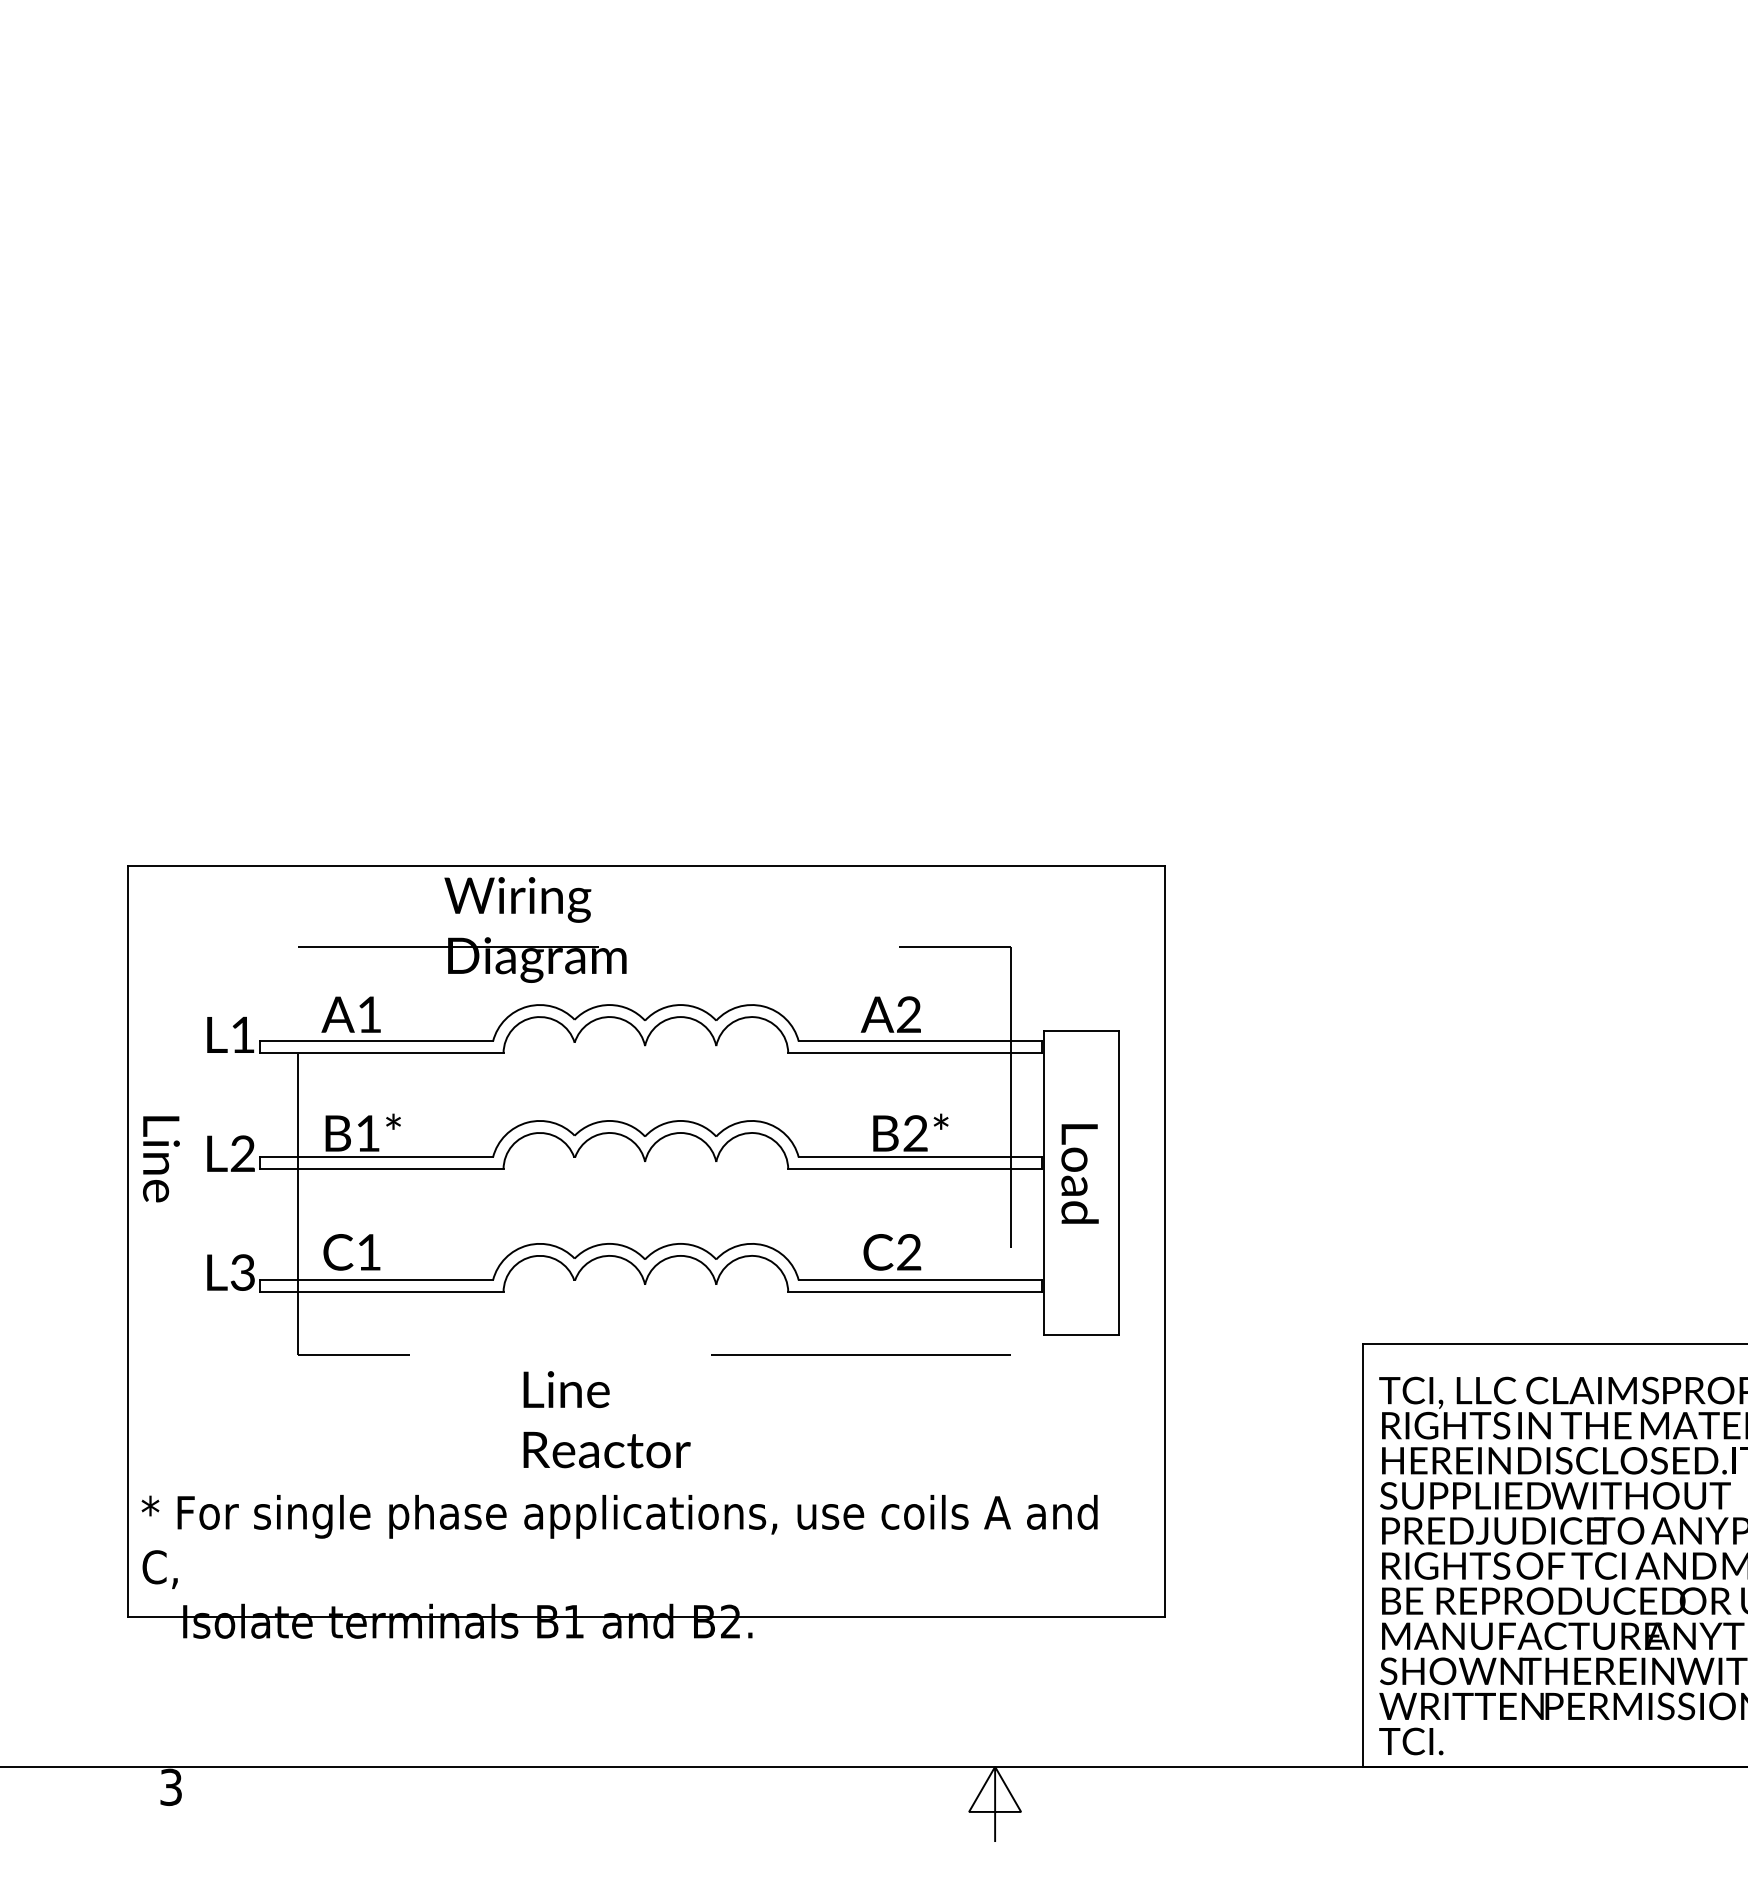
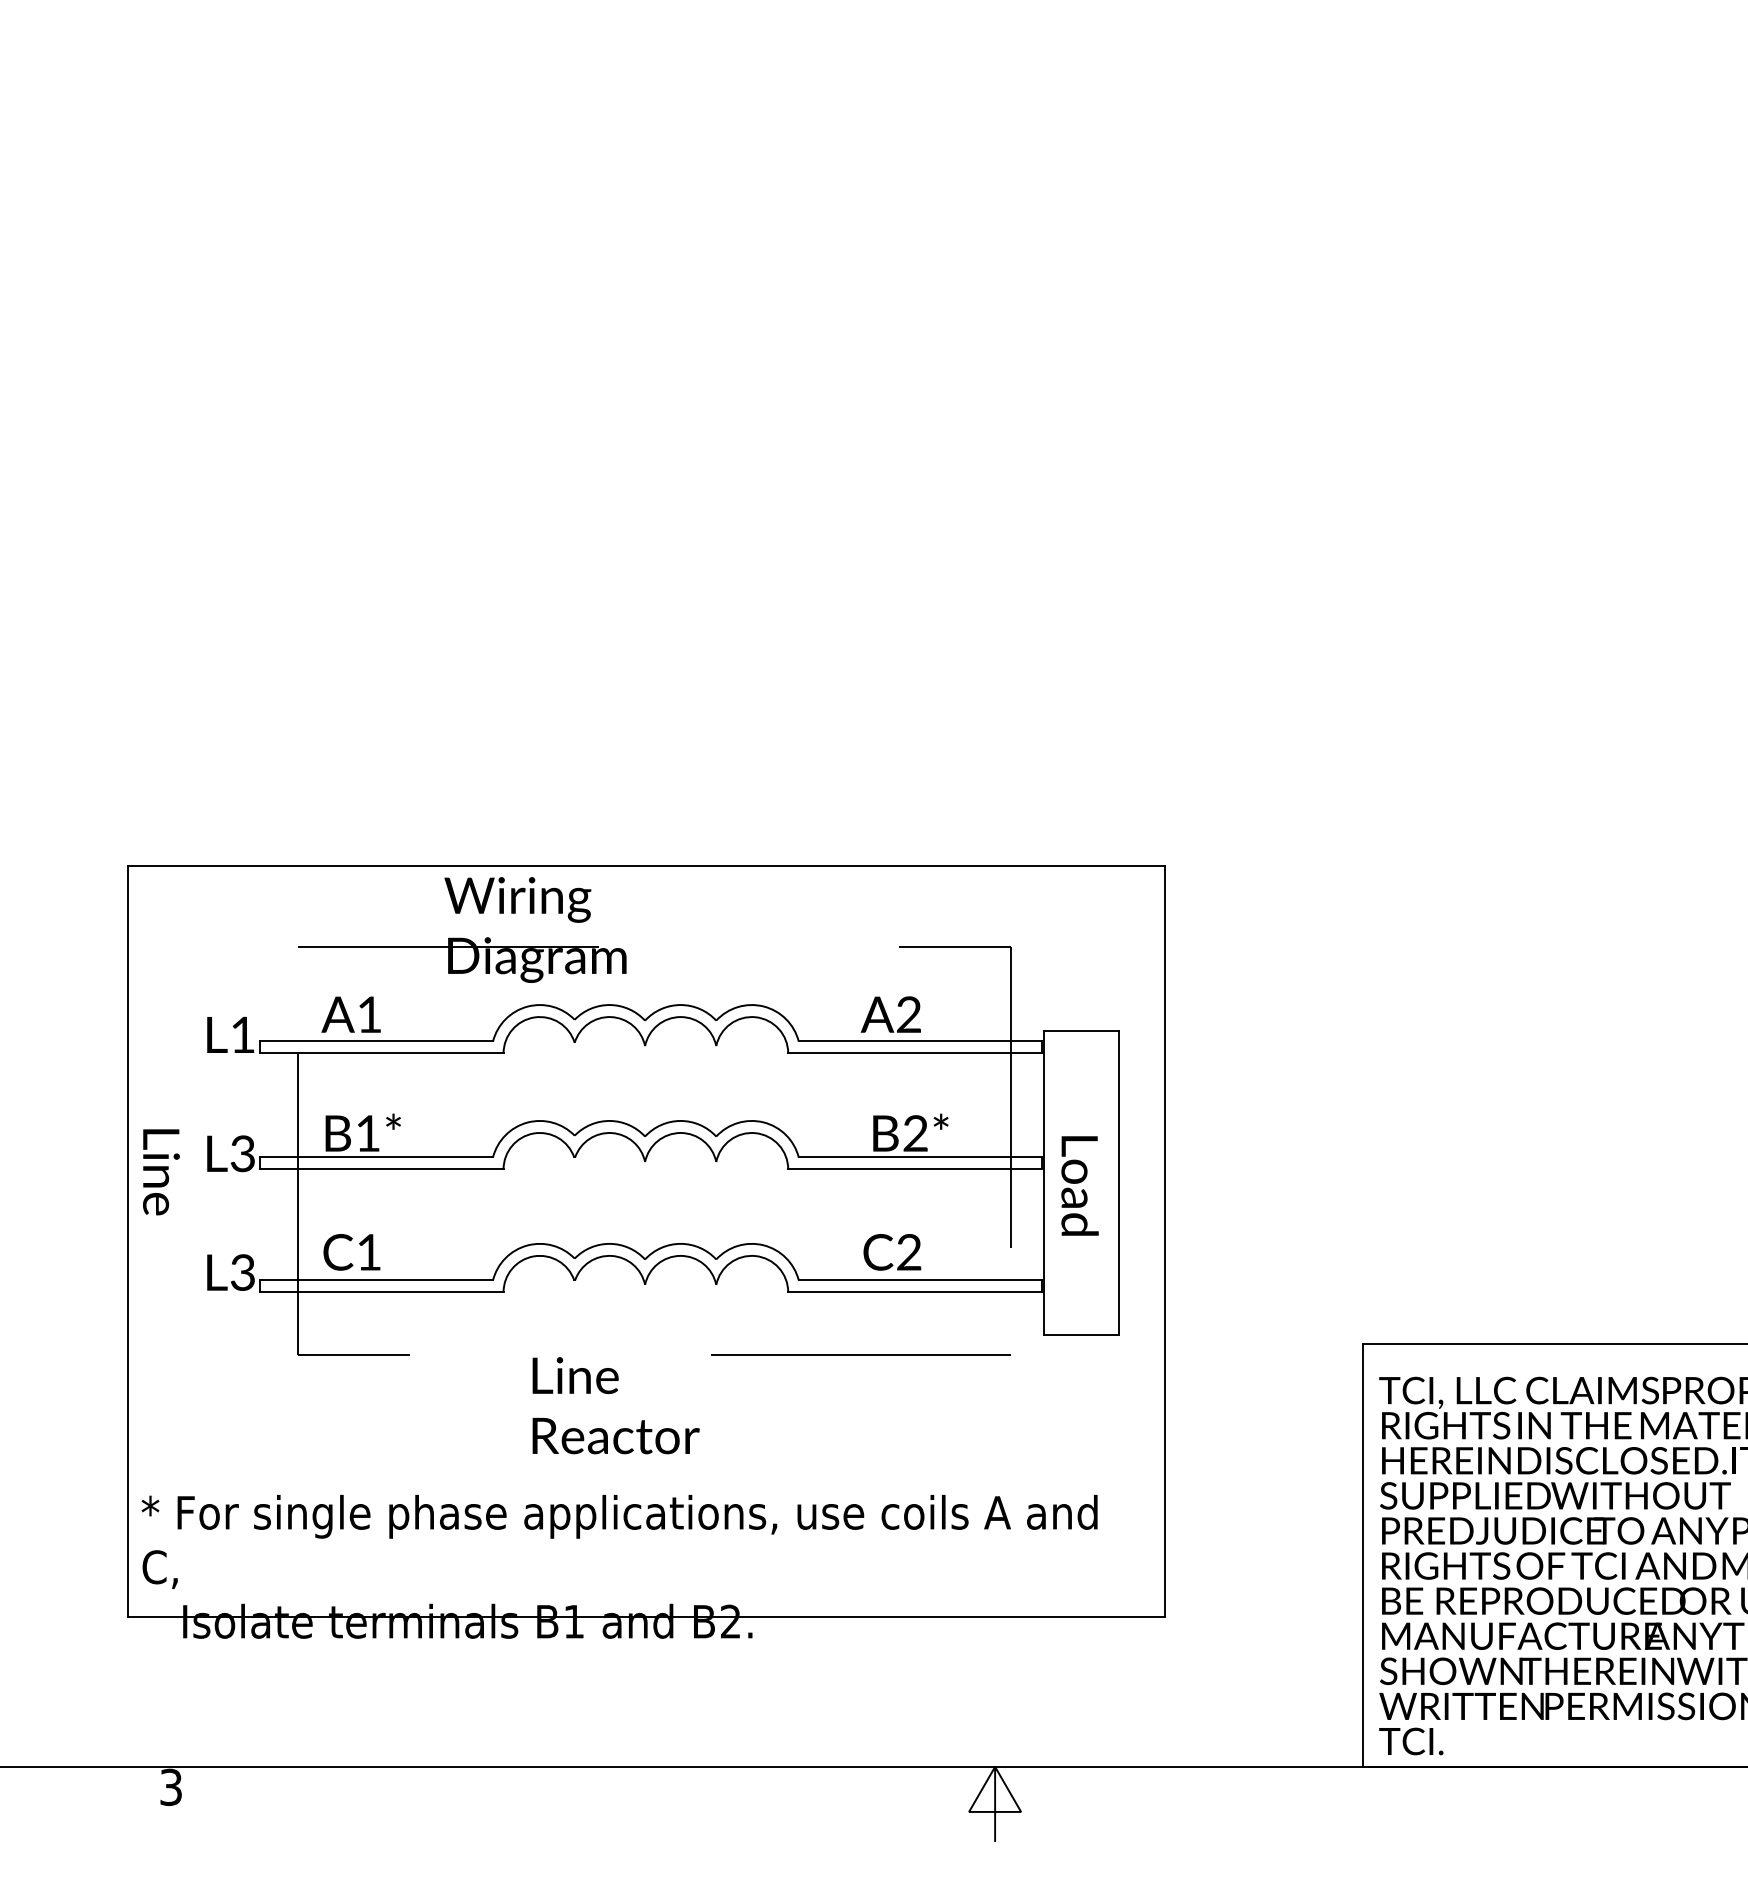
text: L2 -> L3 (242, 1154)
text position: (161, 1159) -> (161, 1172) (161, 1172)
text position: (1079, 1173) -> (1079, 1185) (1079, 1185)
text position: (606, 1419) -> (615, 1405) (615, 1405)
